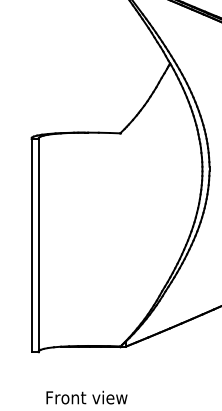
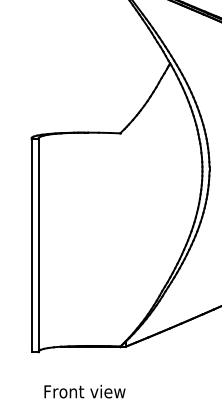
text position: (86, 397) -> (84, 391) (84, 391)
